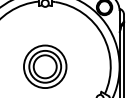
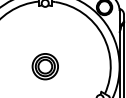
part size: 45x45 px -> 28x28 px (44, 66)
